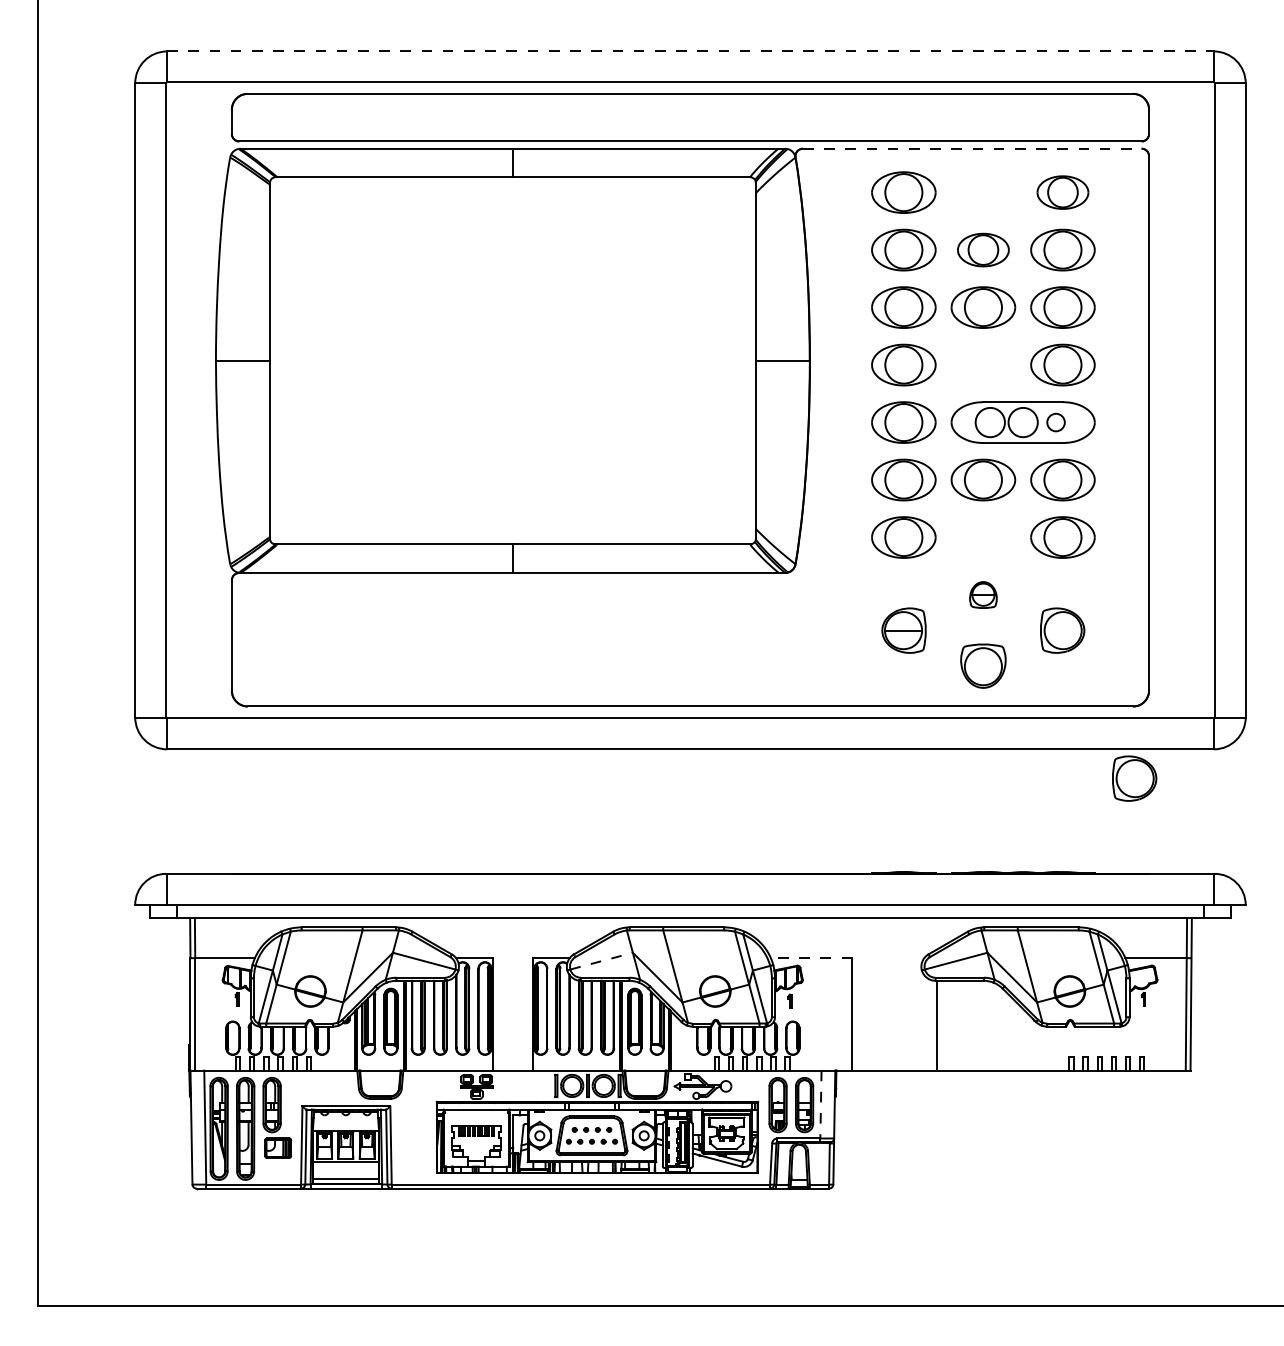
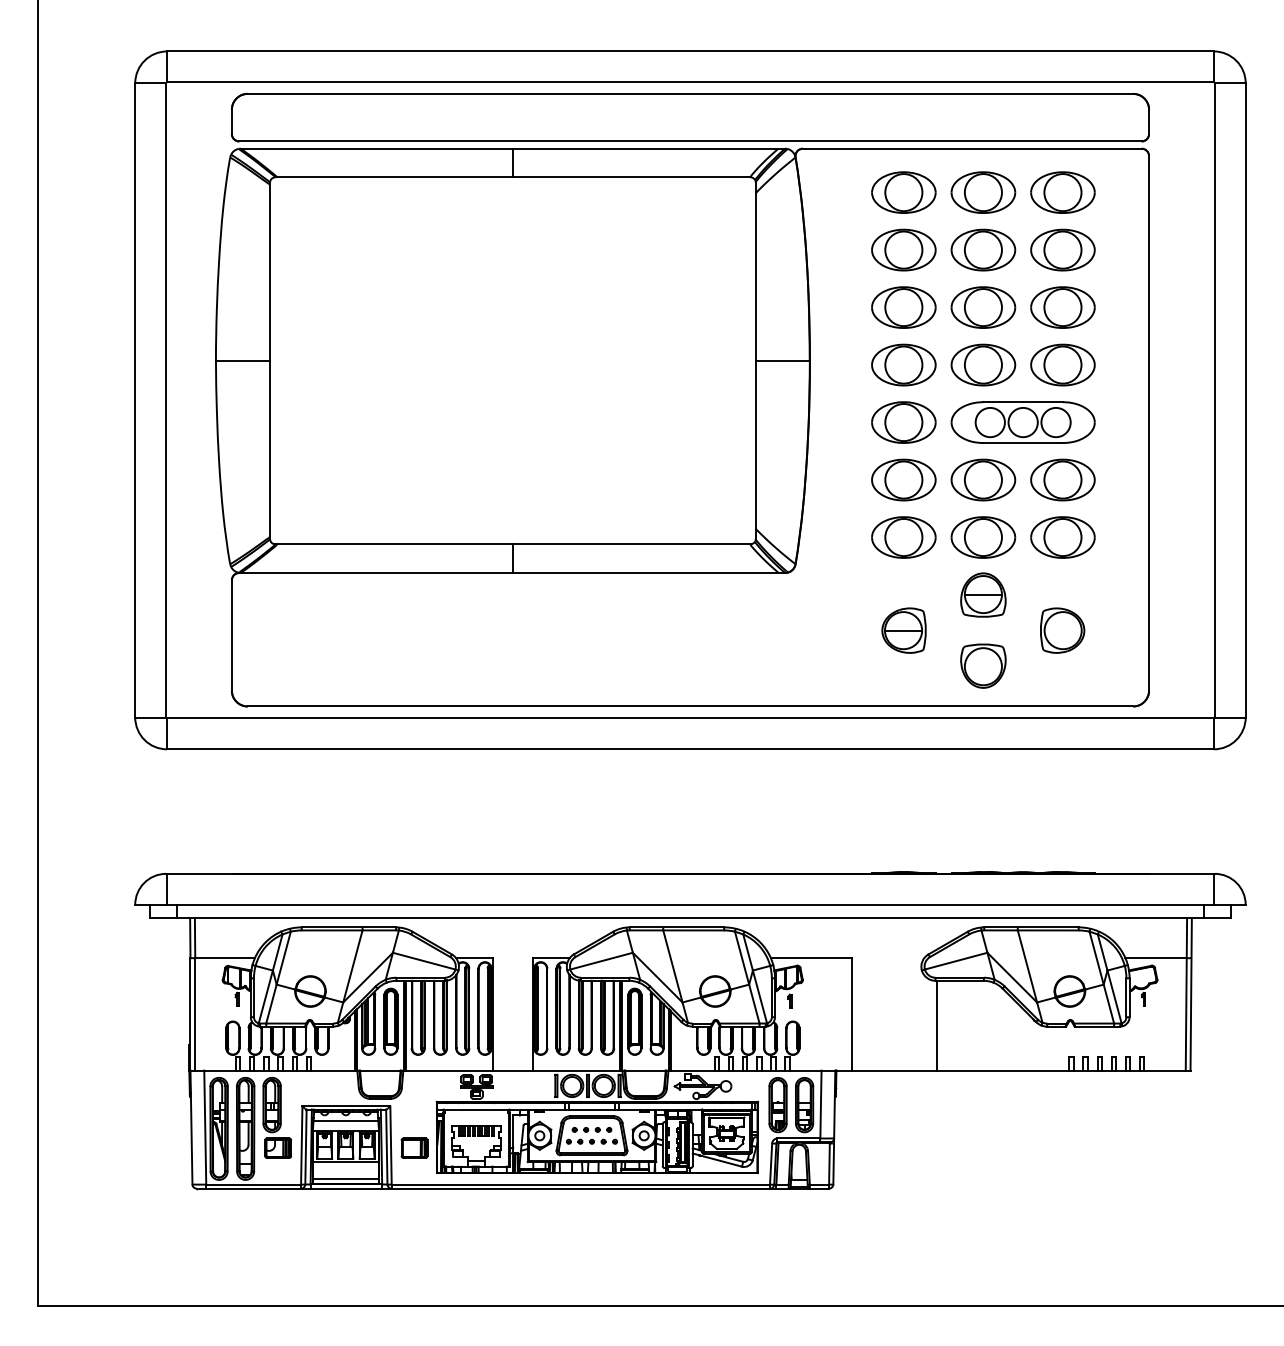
line: dashed -> solid (690, 51)
line: dashed -> solid (972, 148)
part: none -> present (983, 192)
part size: 54x35 px -> 66x43 px (1062, 192)
part size: 53x36 px -> 67x44 px (983, 249)
part: none -> present (983, 364)
circle diameter: 18 px -> 29 px (1055, 422)
part: none -> present (983, 537)
part size: 29x28 px -> 47x46 px (983, 594)
part: present -> none (1134, 778)
line: dashed -> solid (811, 958)
line: dashed -> solid (602, 961)
line: dashed -> solid (820, 1104)
line: none -> present (345, 1121)
part: none -> present (414, 1147)
